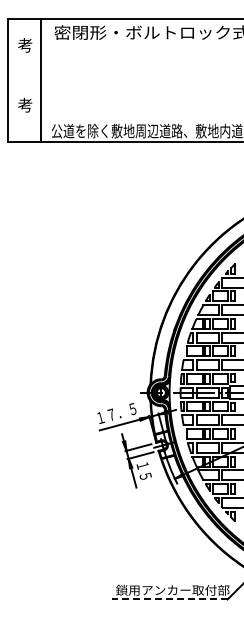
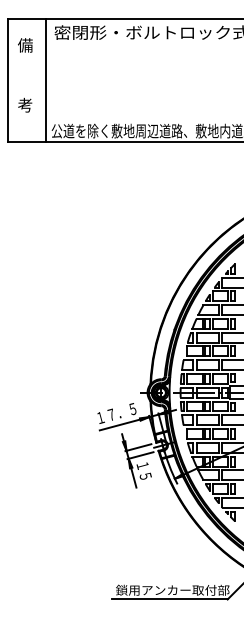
text: 考 -> 備 (25, 45)
line position: (41, 79) -> (46, 79) (46, 79)
line: dashed -> solid (169, 599)
